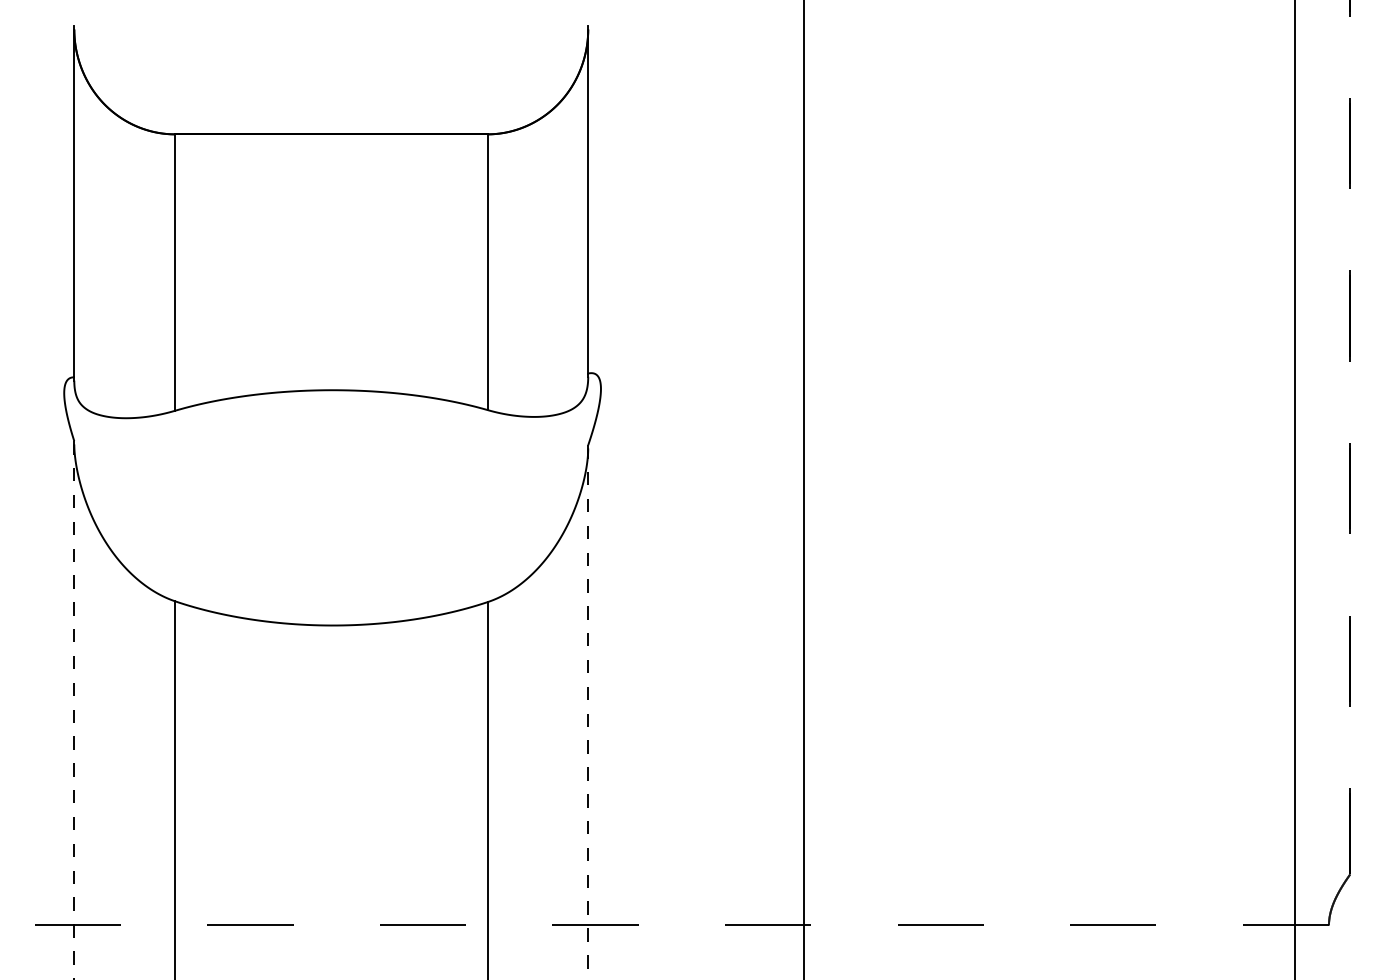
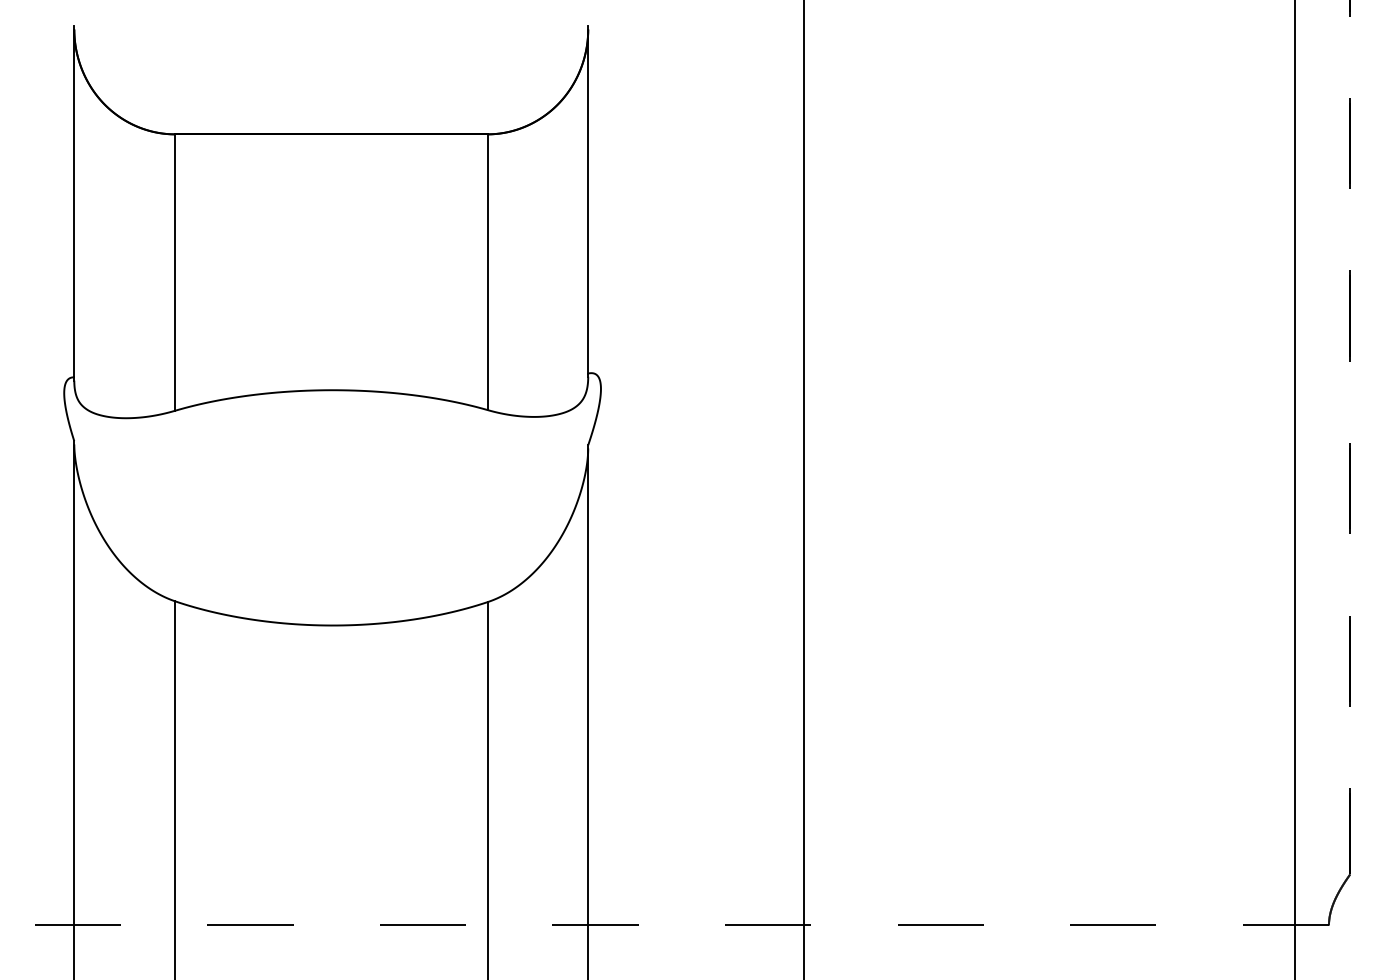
line: dashed -> solid (74, 710)
line: dashed -> solid (588, 712)
